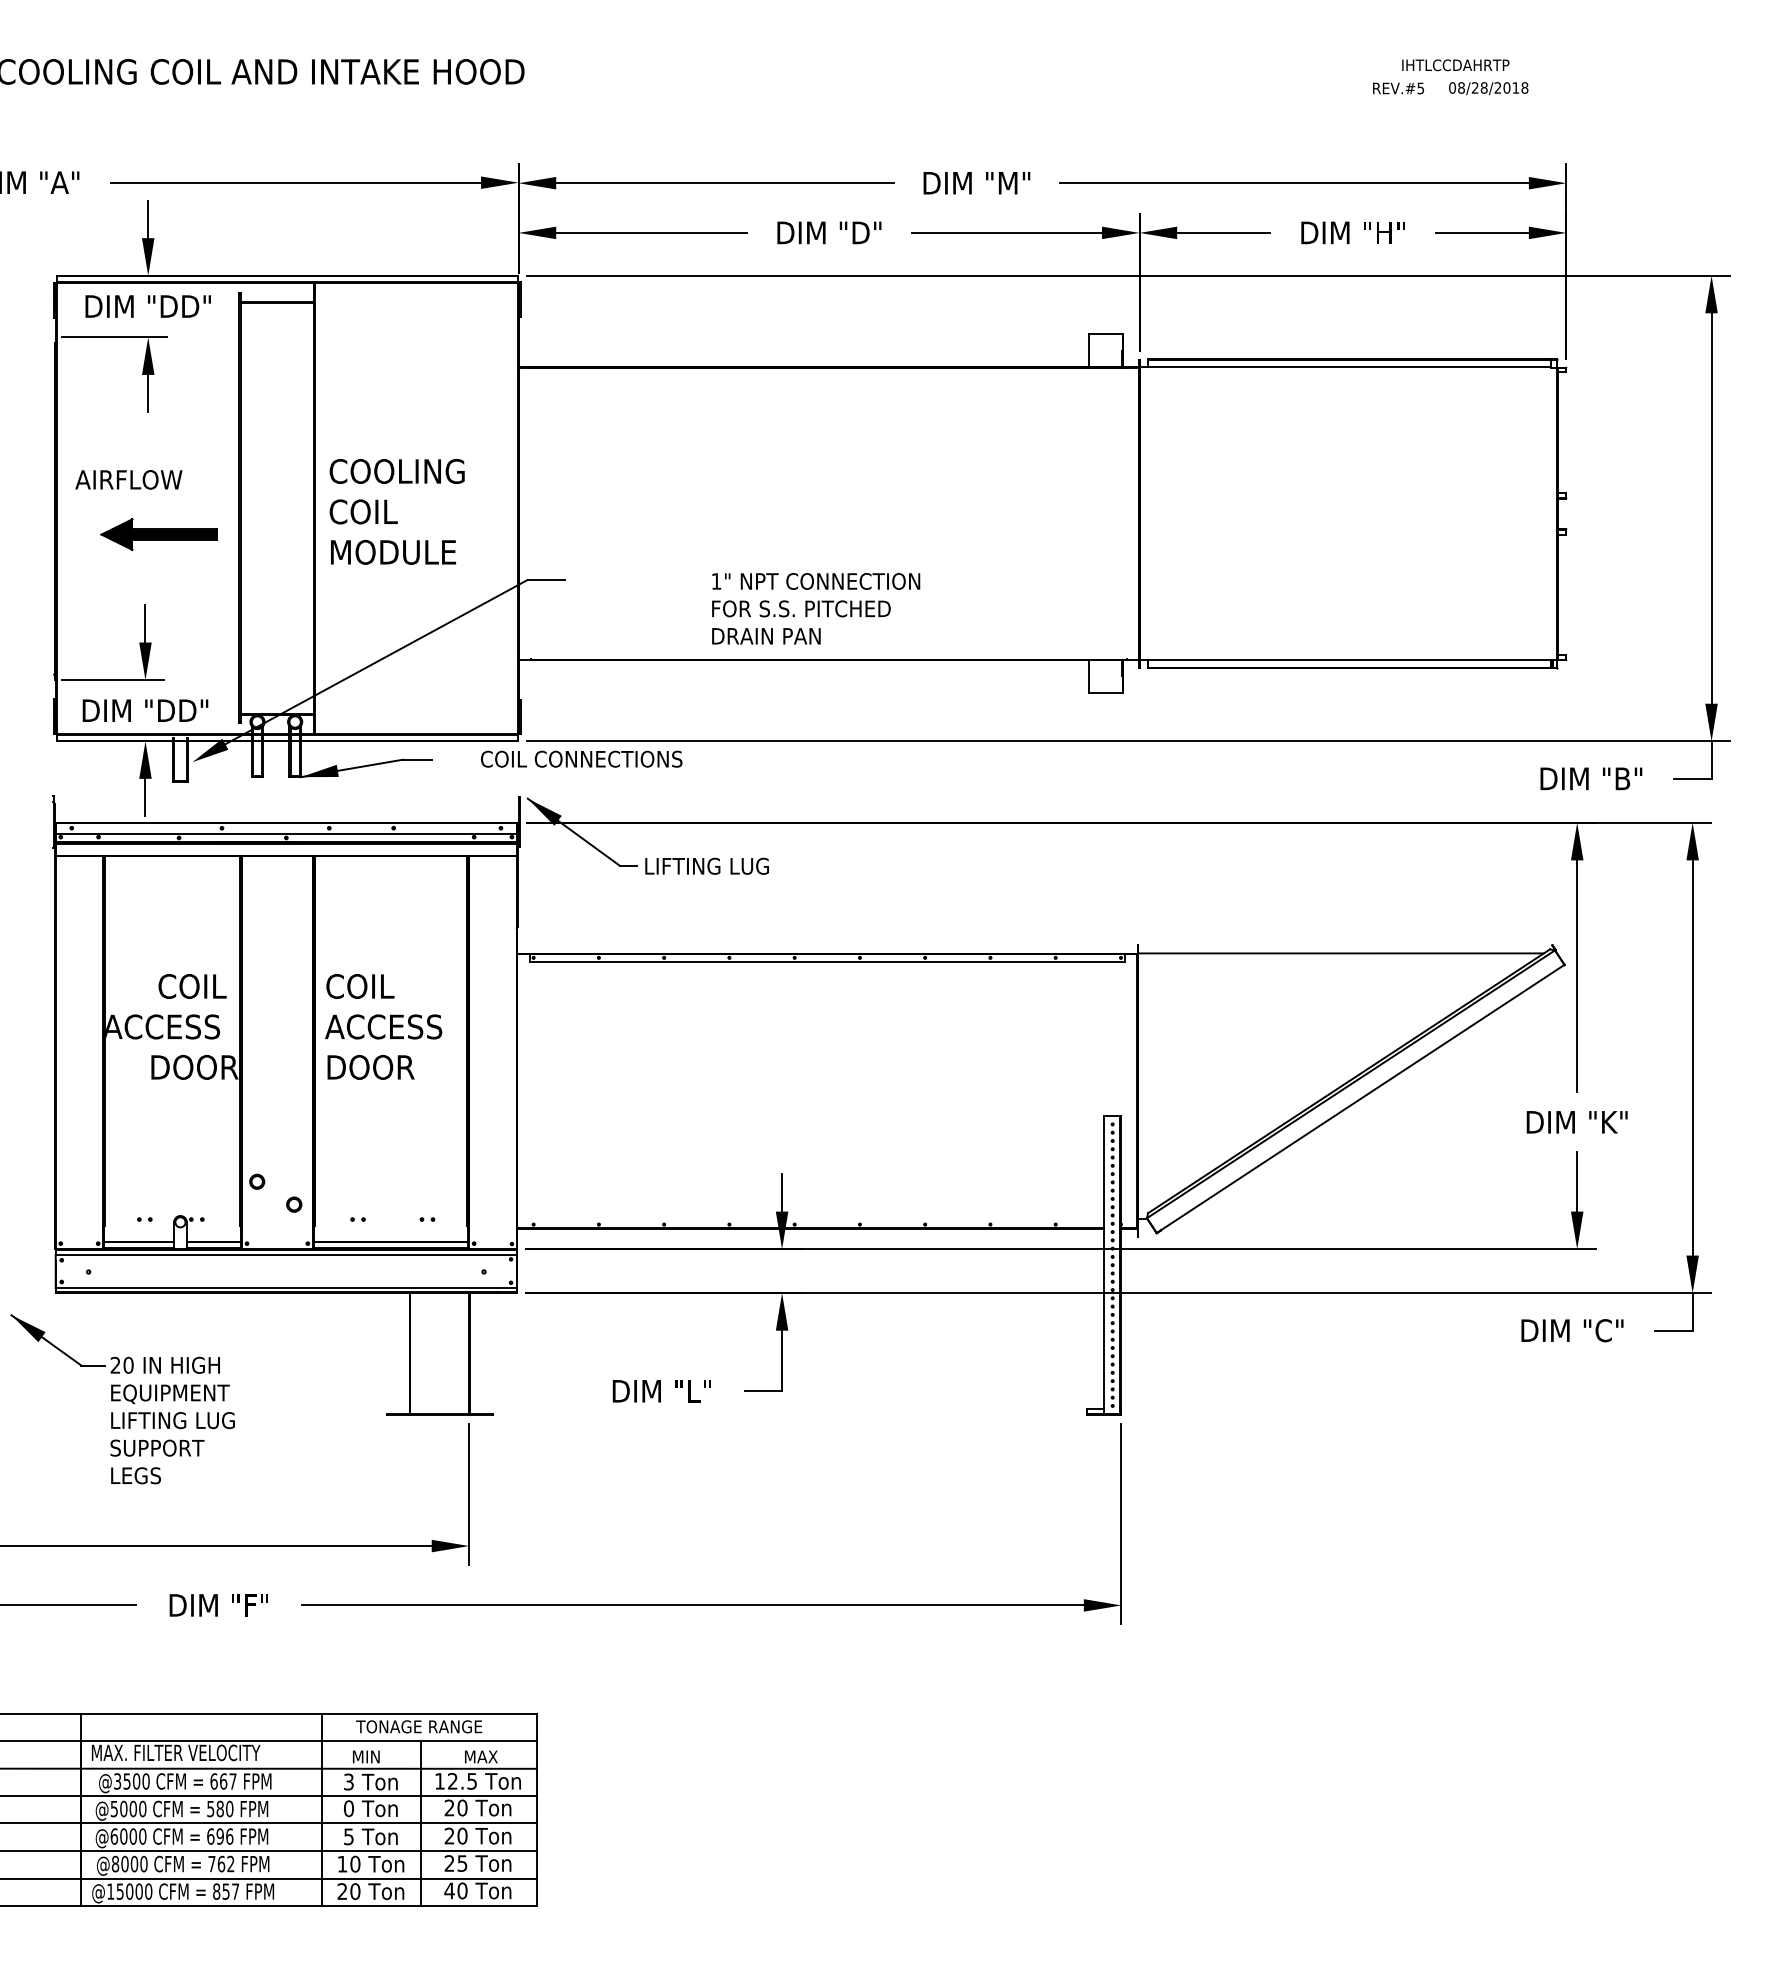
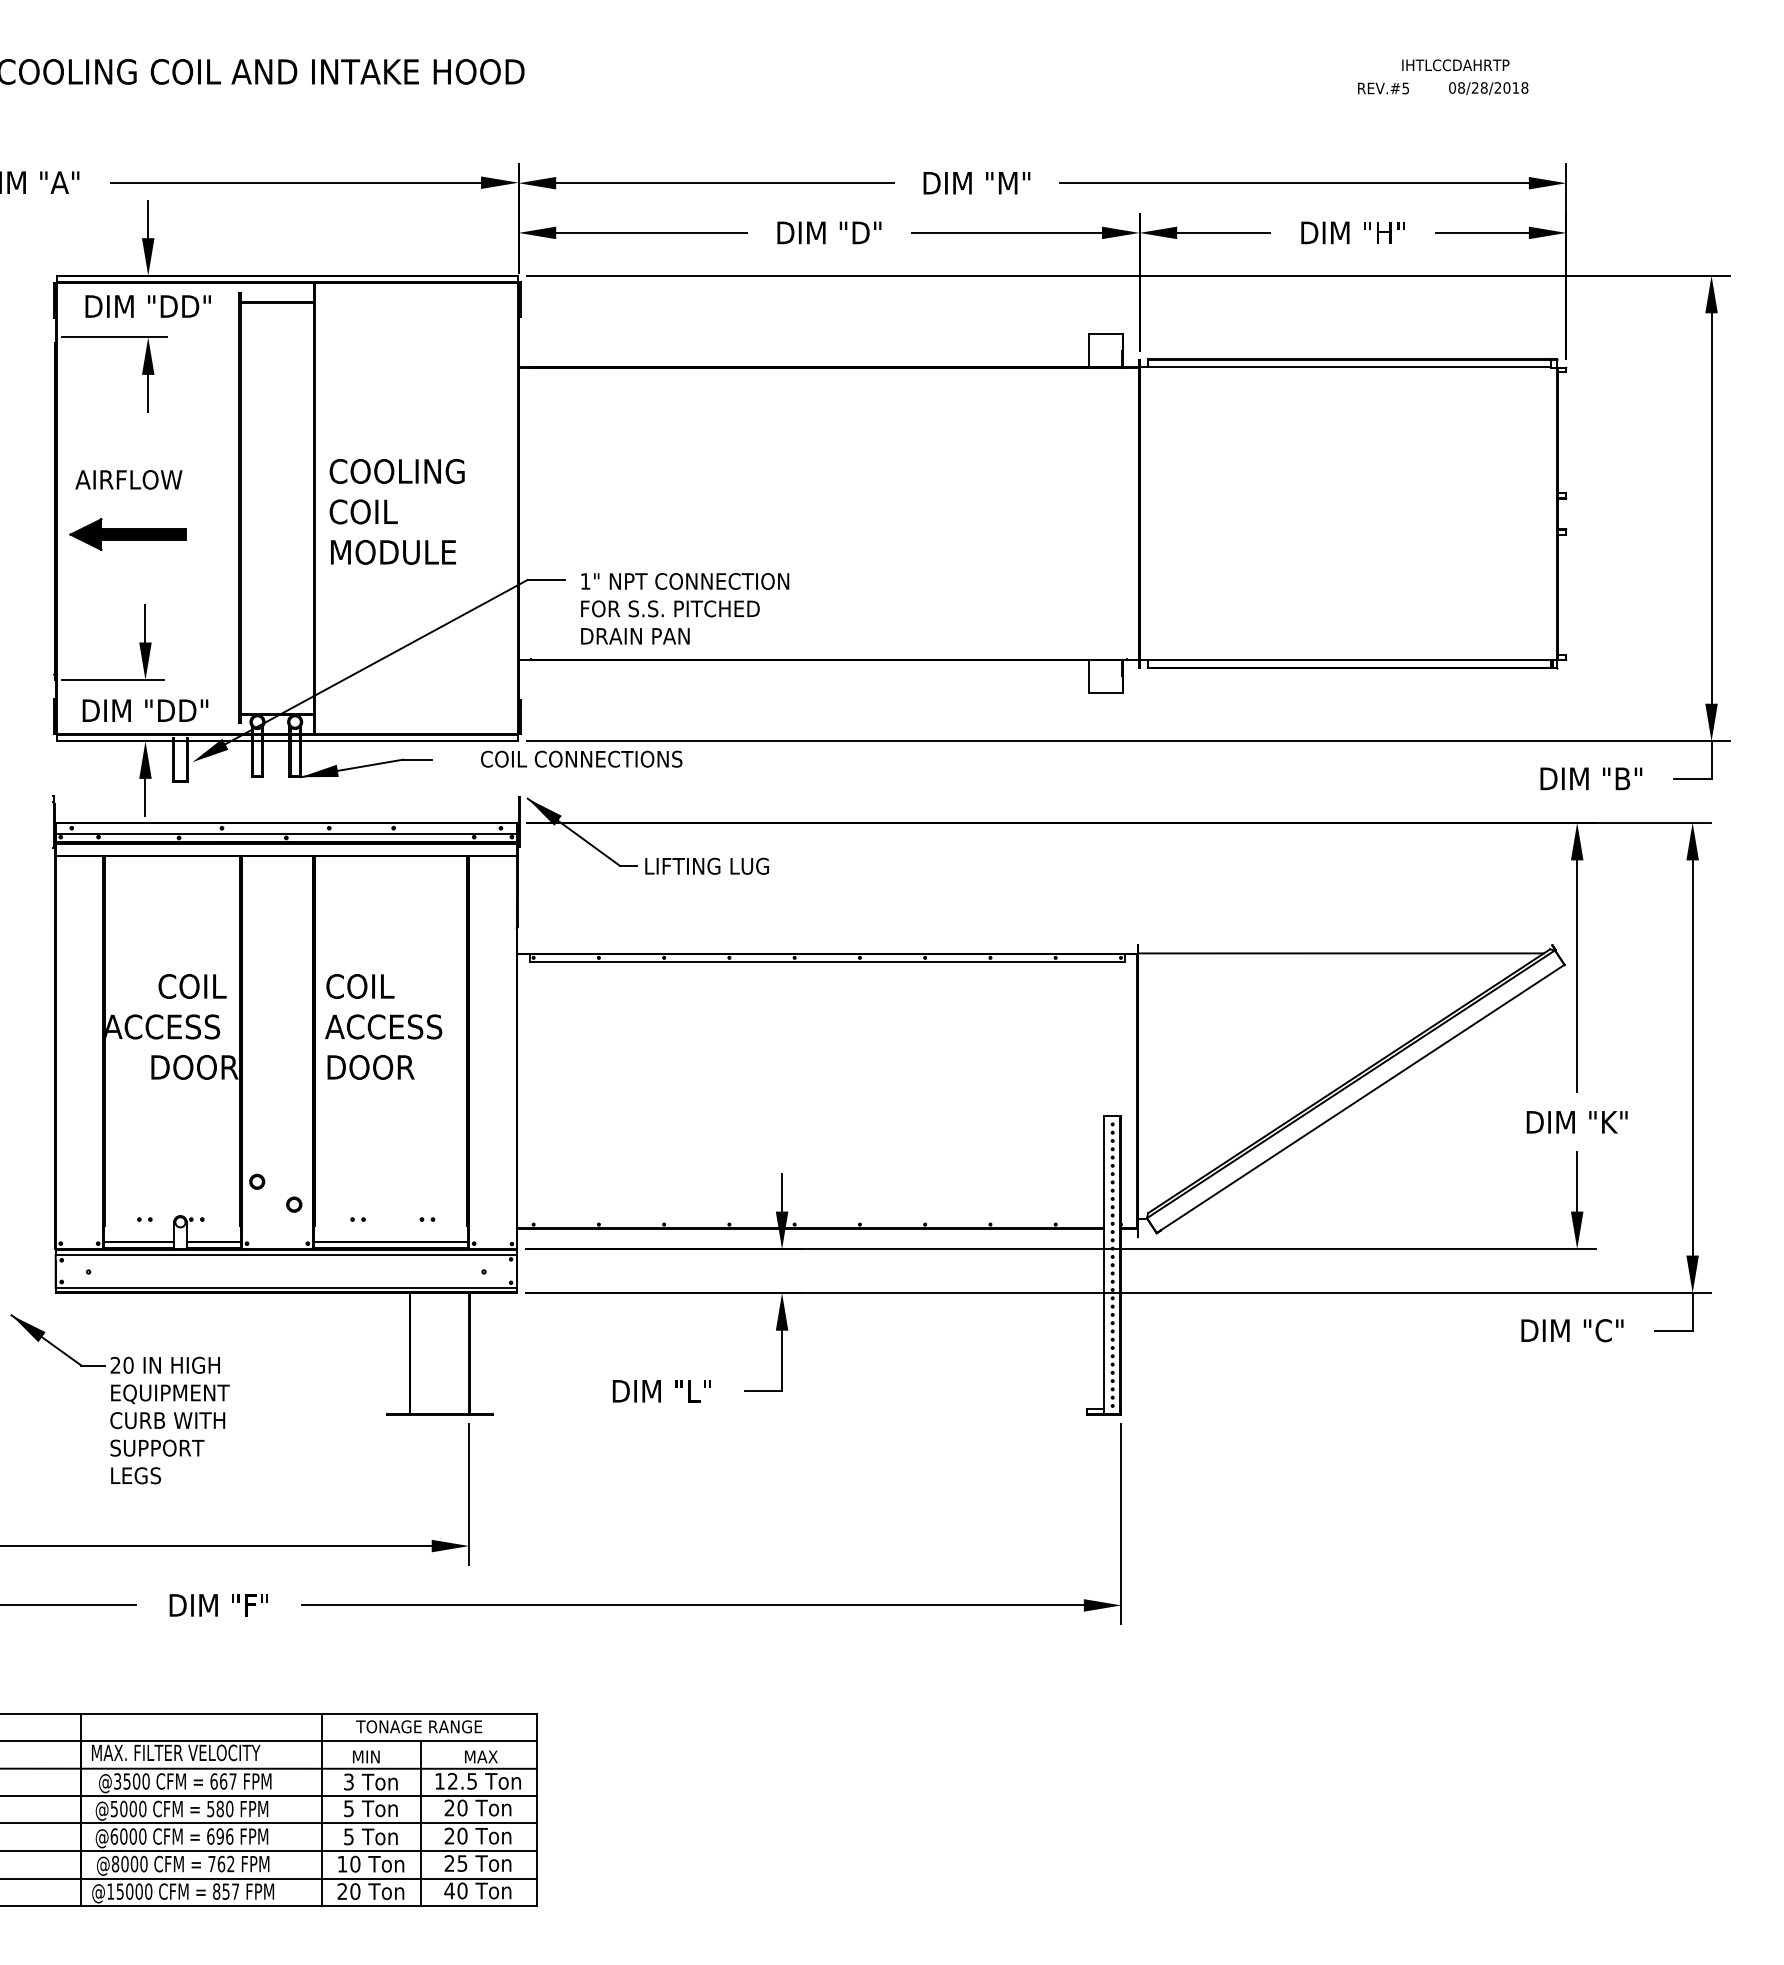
text position: (1398, 88) -> (1383, 88) (1383, 88)
part position: (158, 534) -> (127, 534) (127, 534)
text position: (816, 608) -> (685, 608) (685, 608)
text: LIFTING LUG -> CURB WITH (172, 1420)
text: 0 -> 5 (348, 1808)
